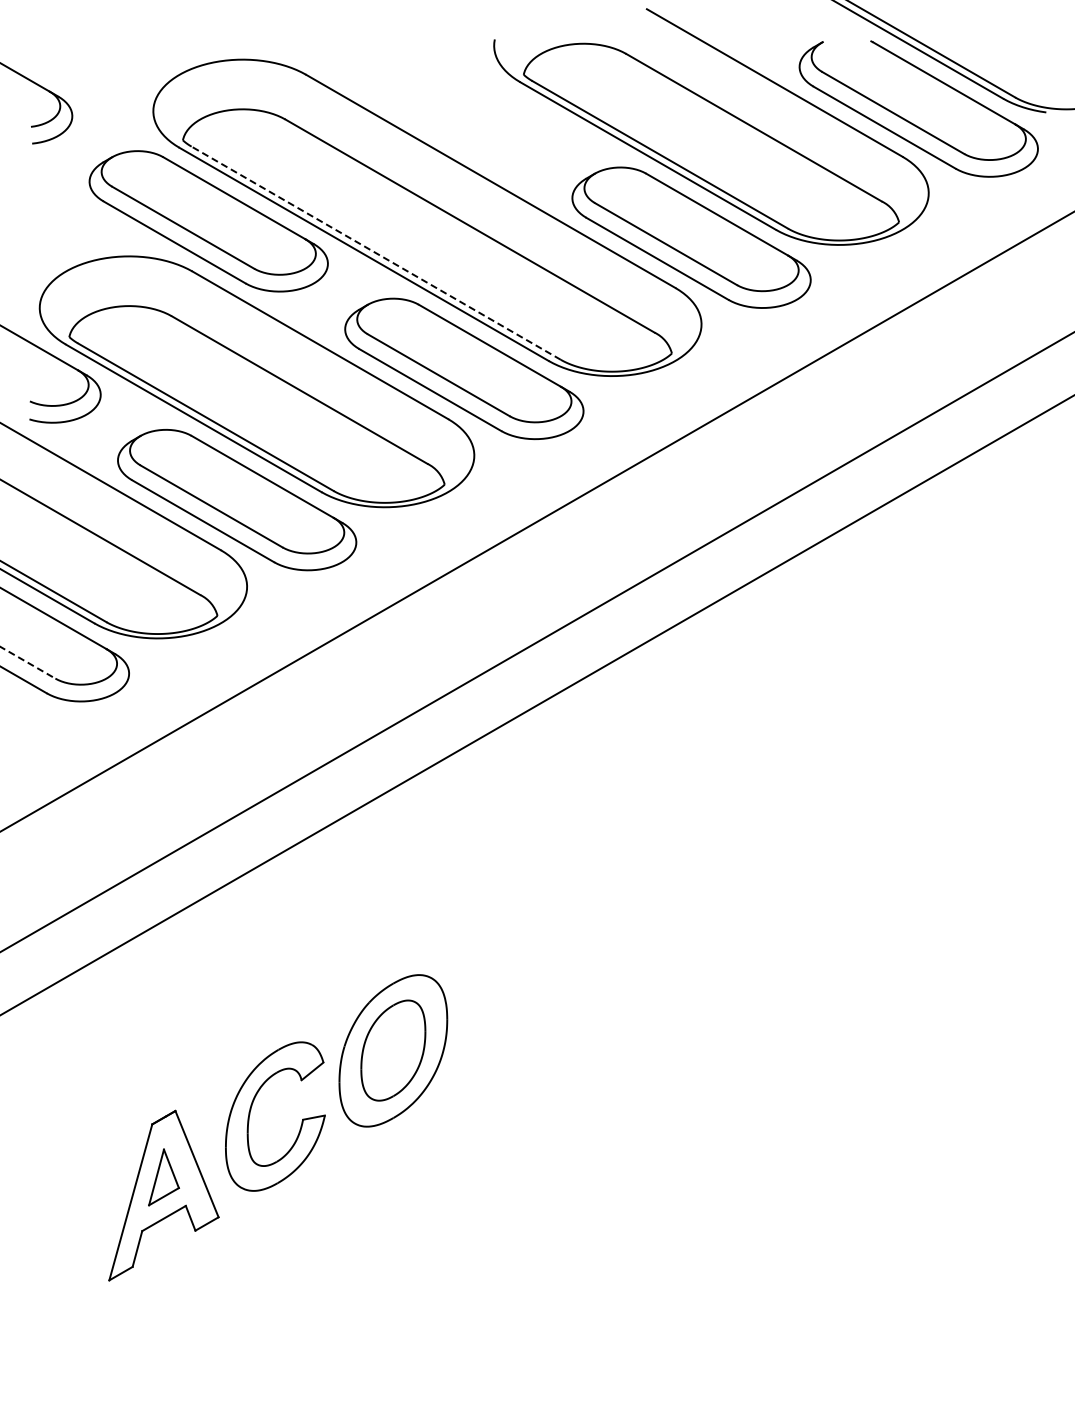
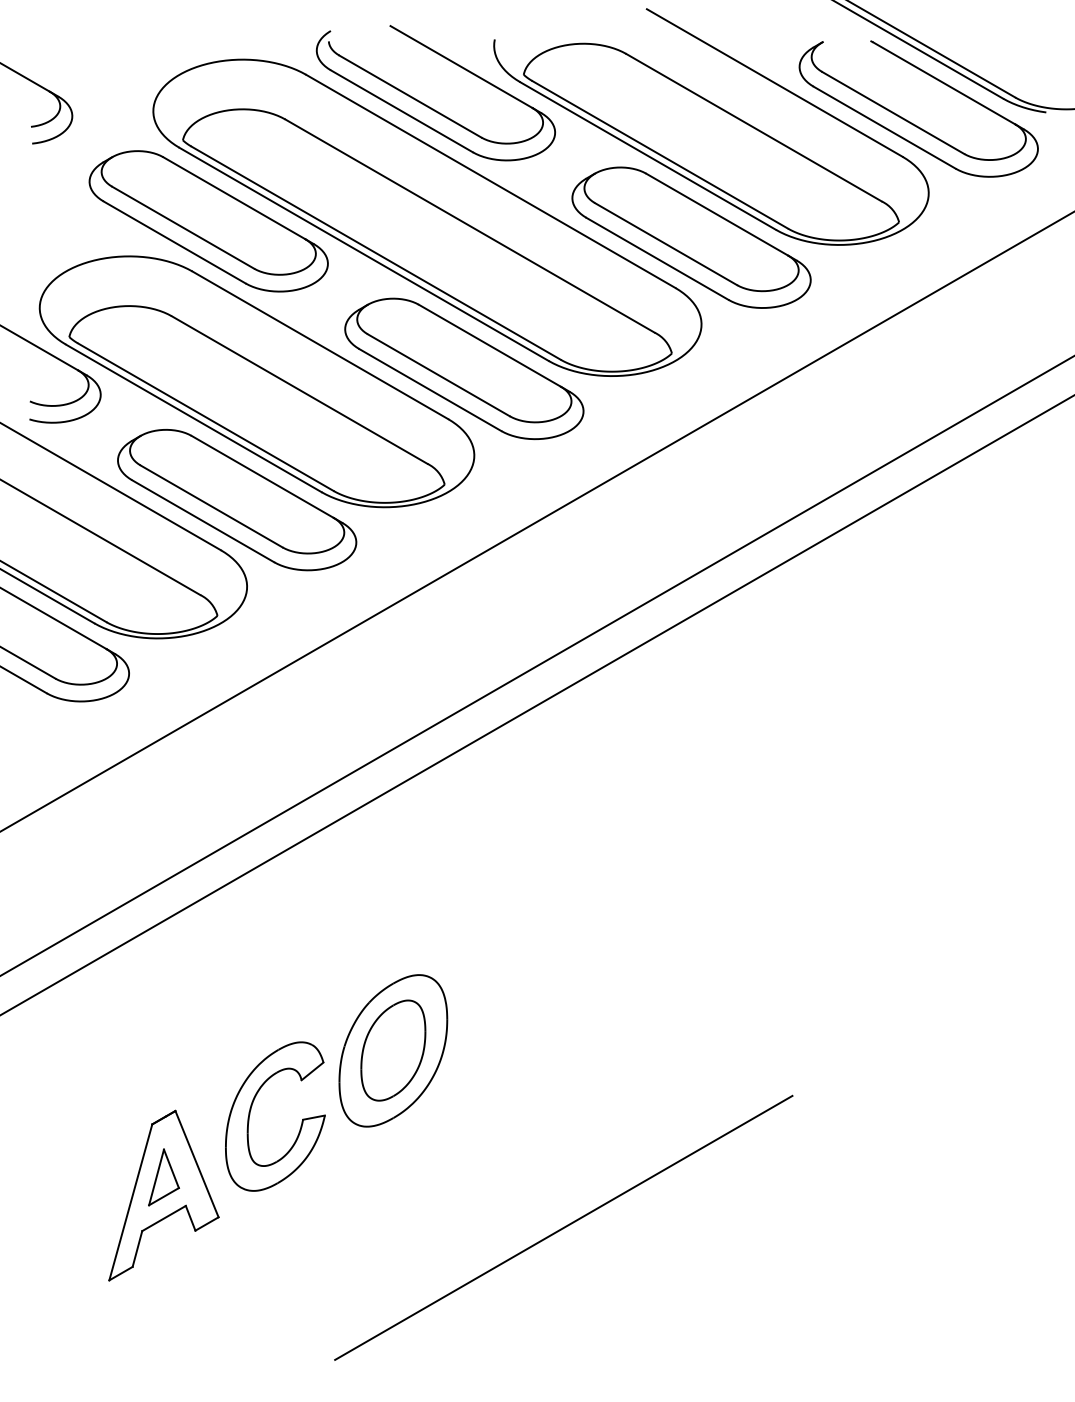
part: none -> present (428, 105)
line: dashed -> solid (375, 252)
line position: (536, 641) -> (536, 665) (536, 665)
line: dashed -> solid (28, 663)
line: none -> present (563, 1227)
